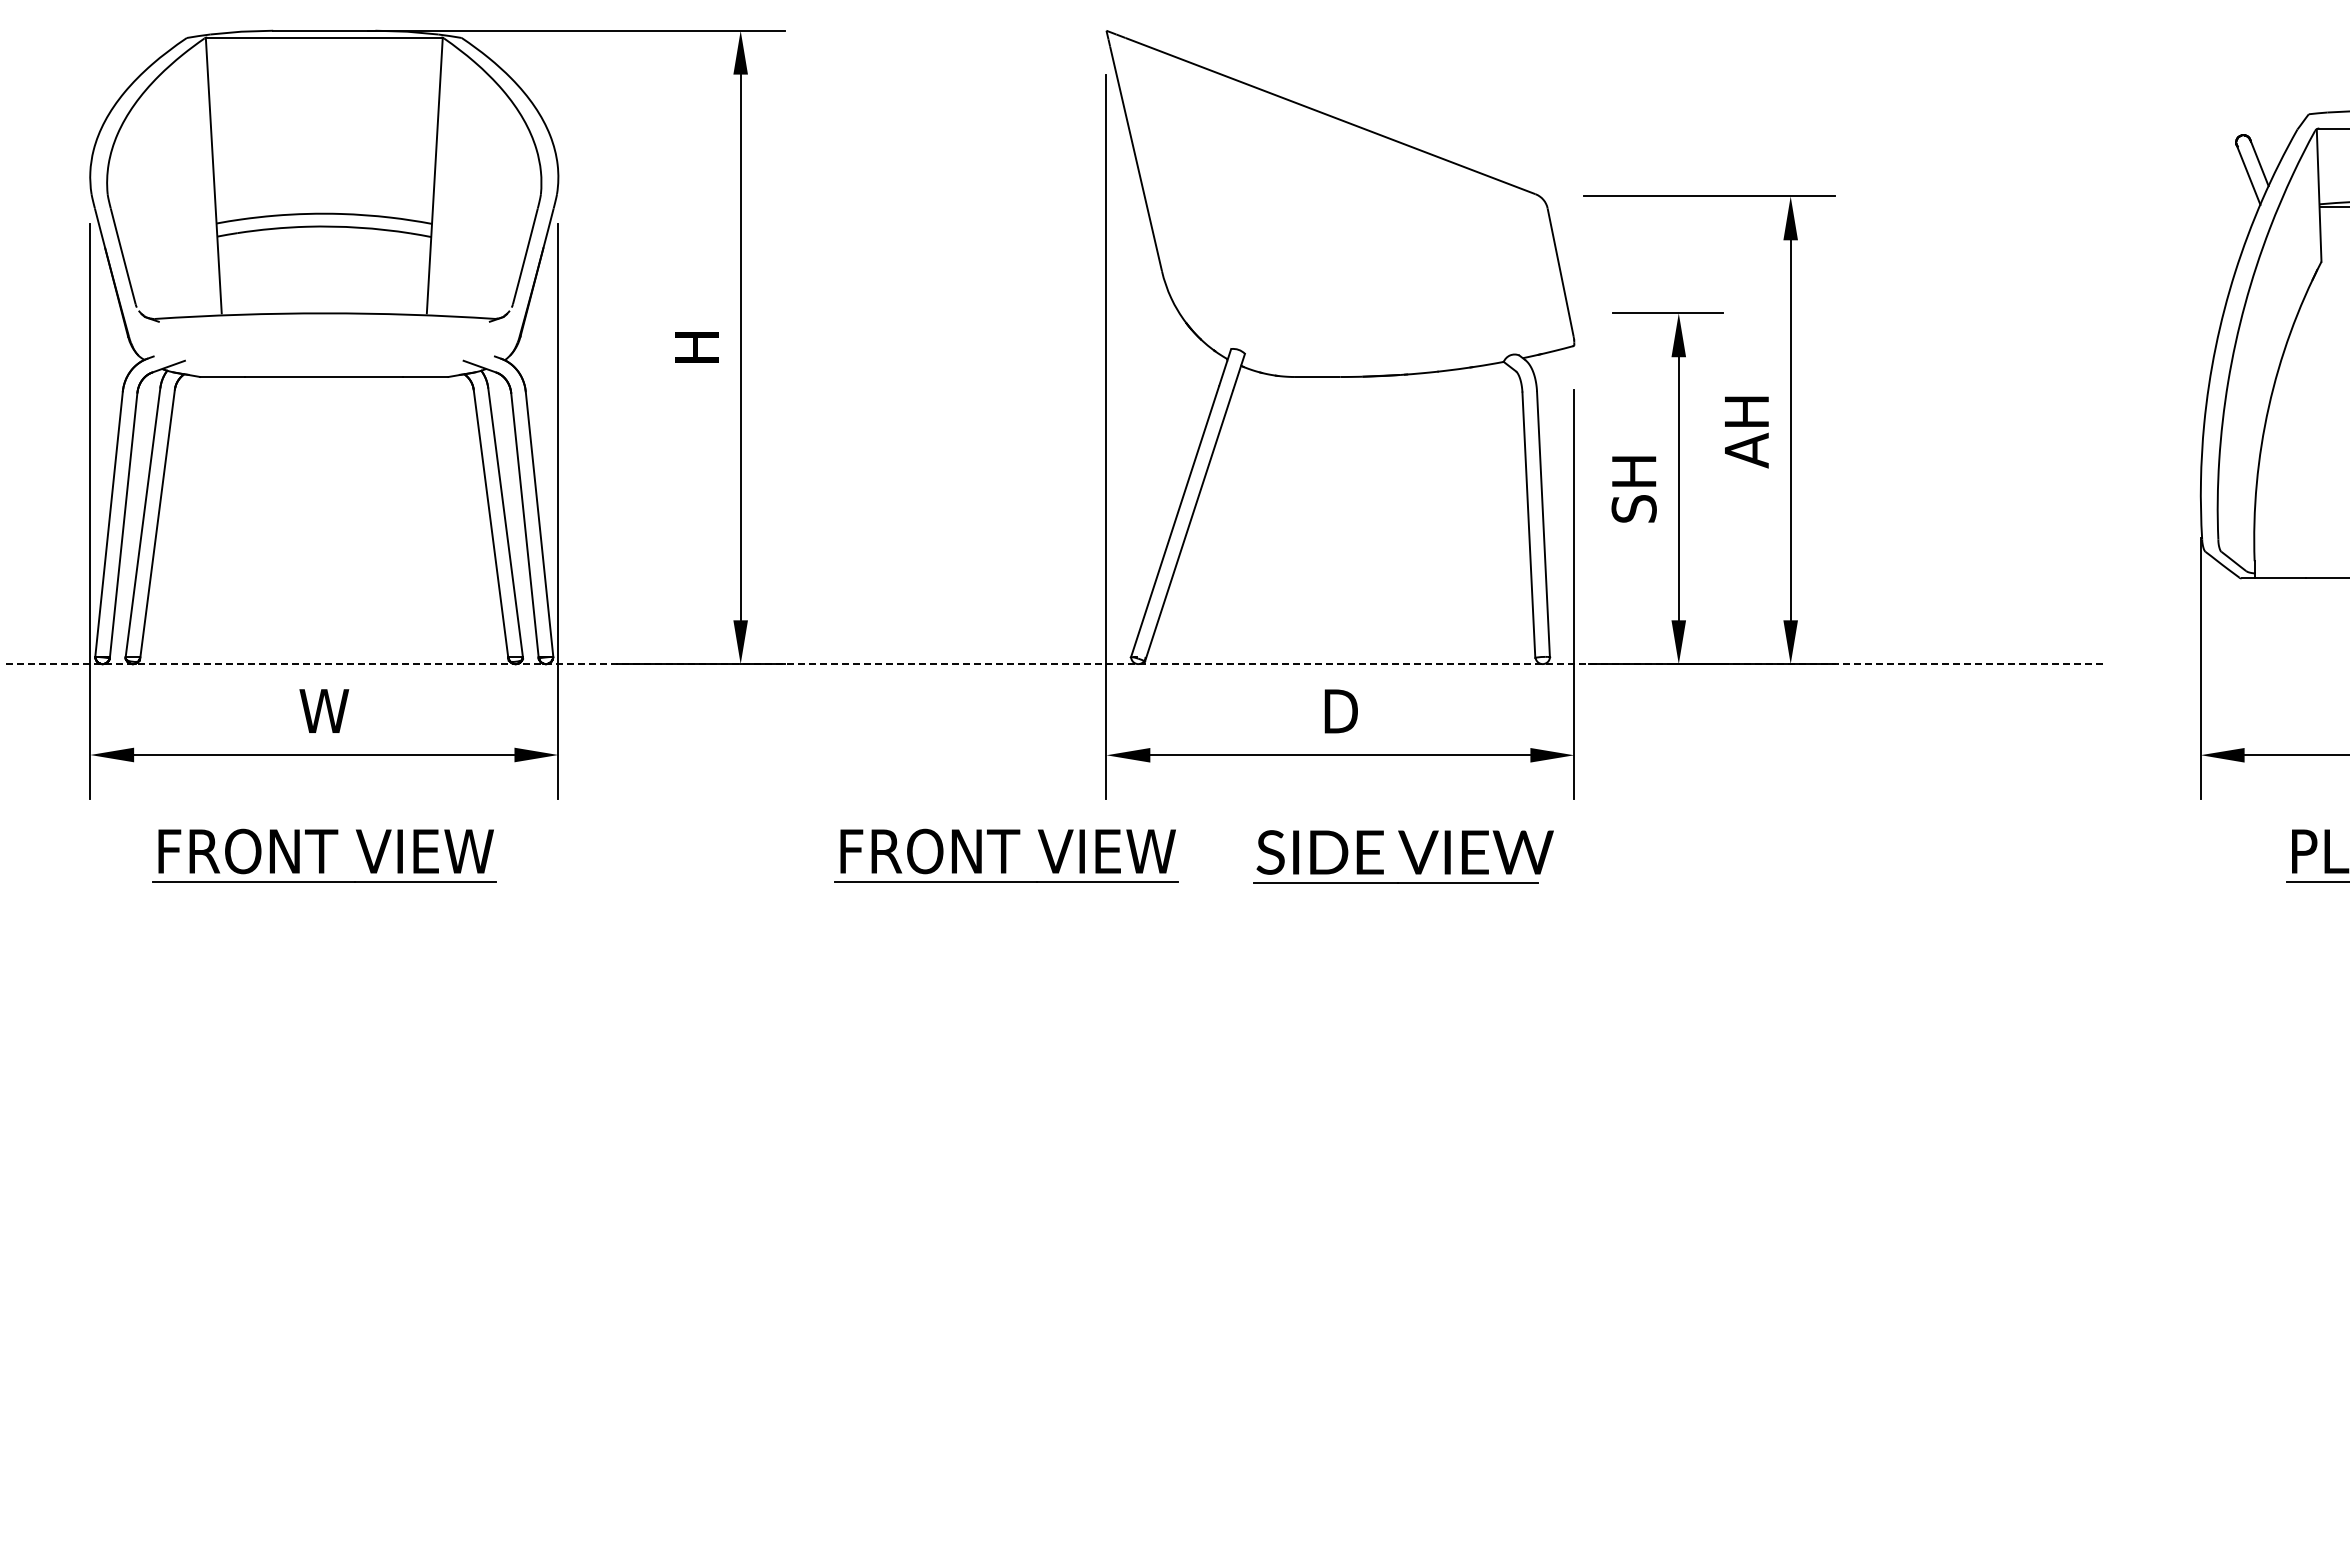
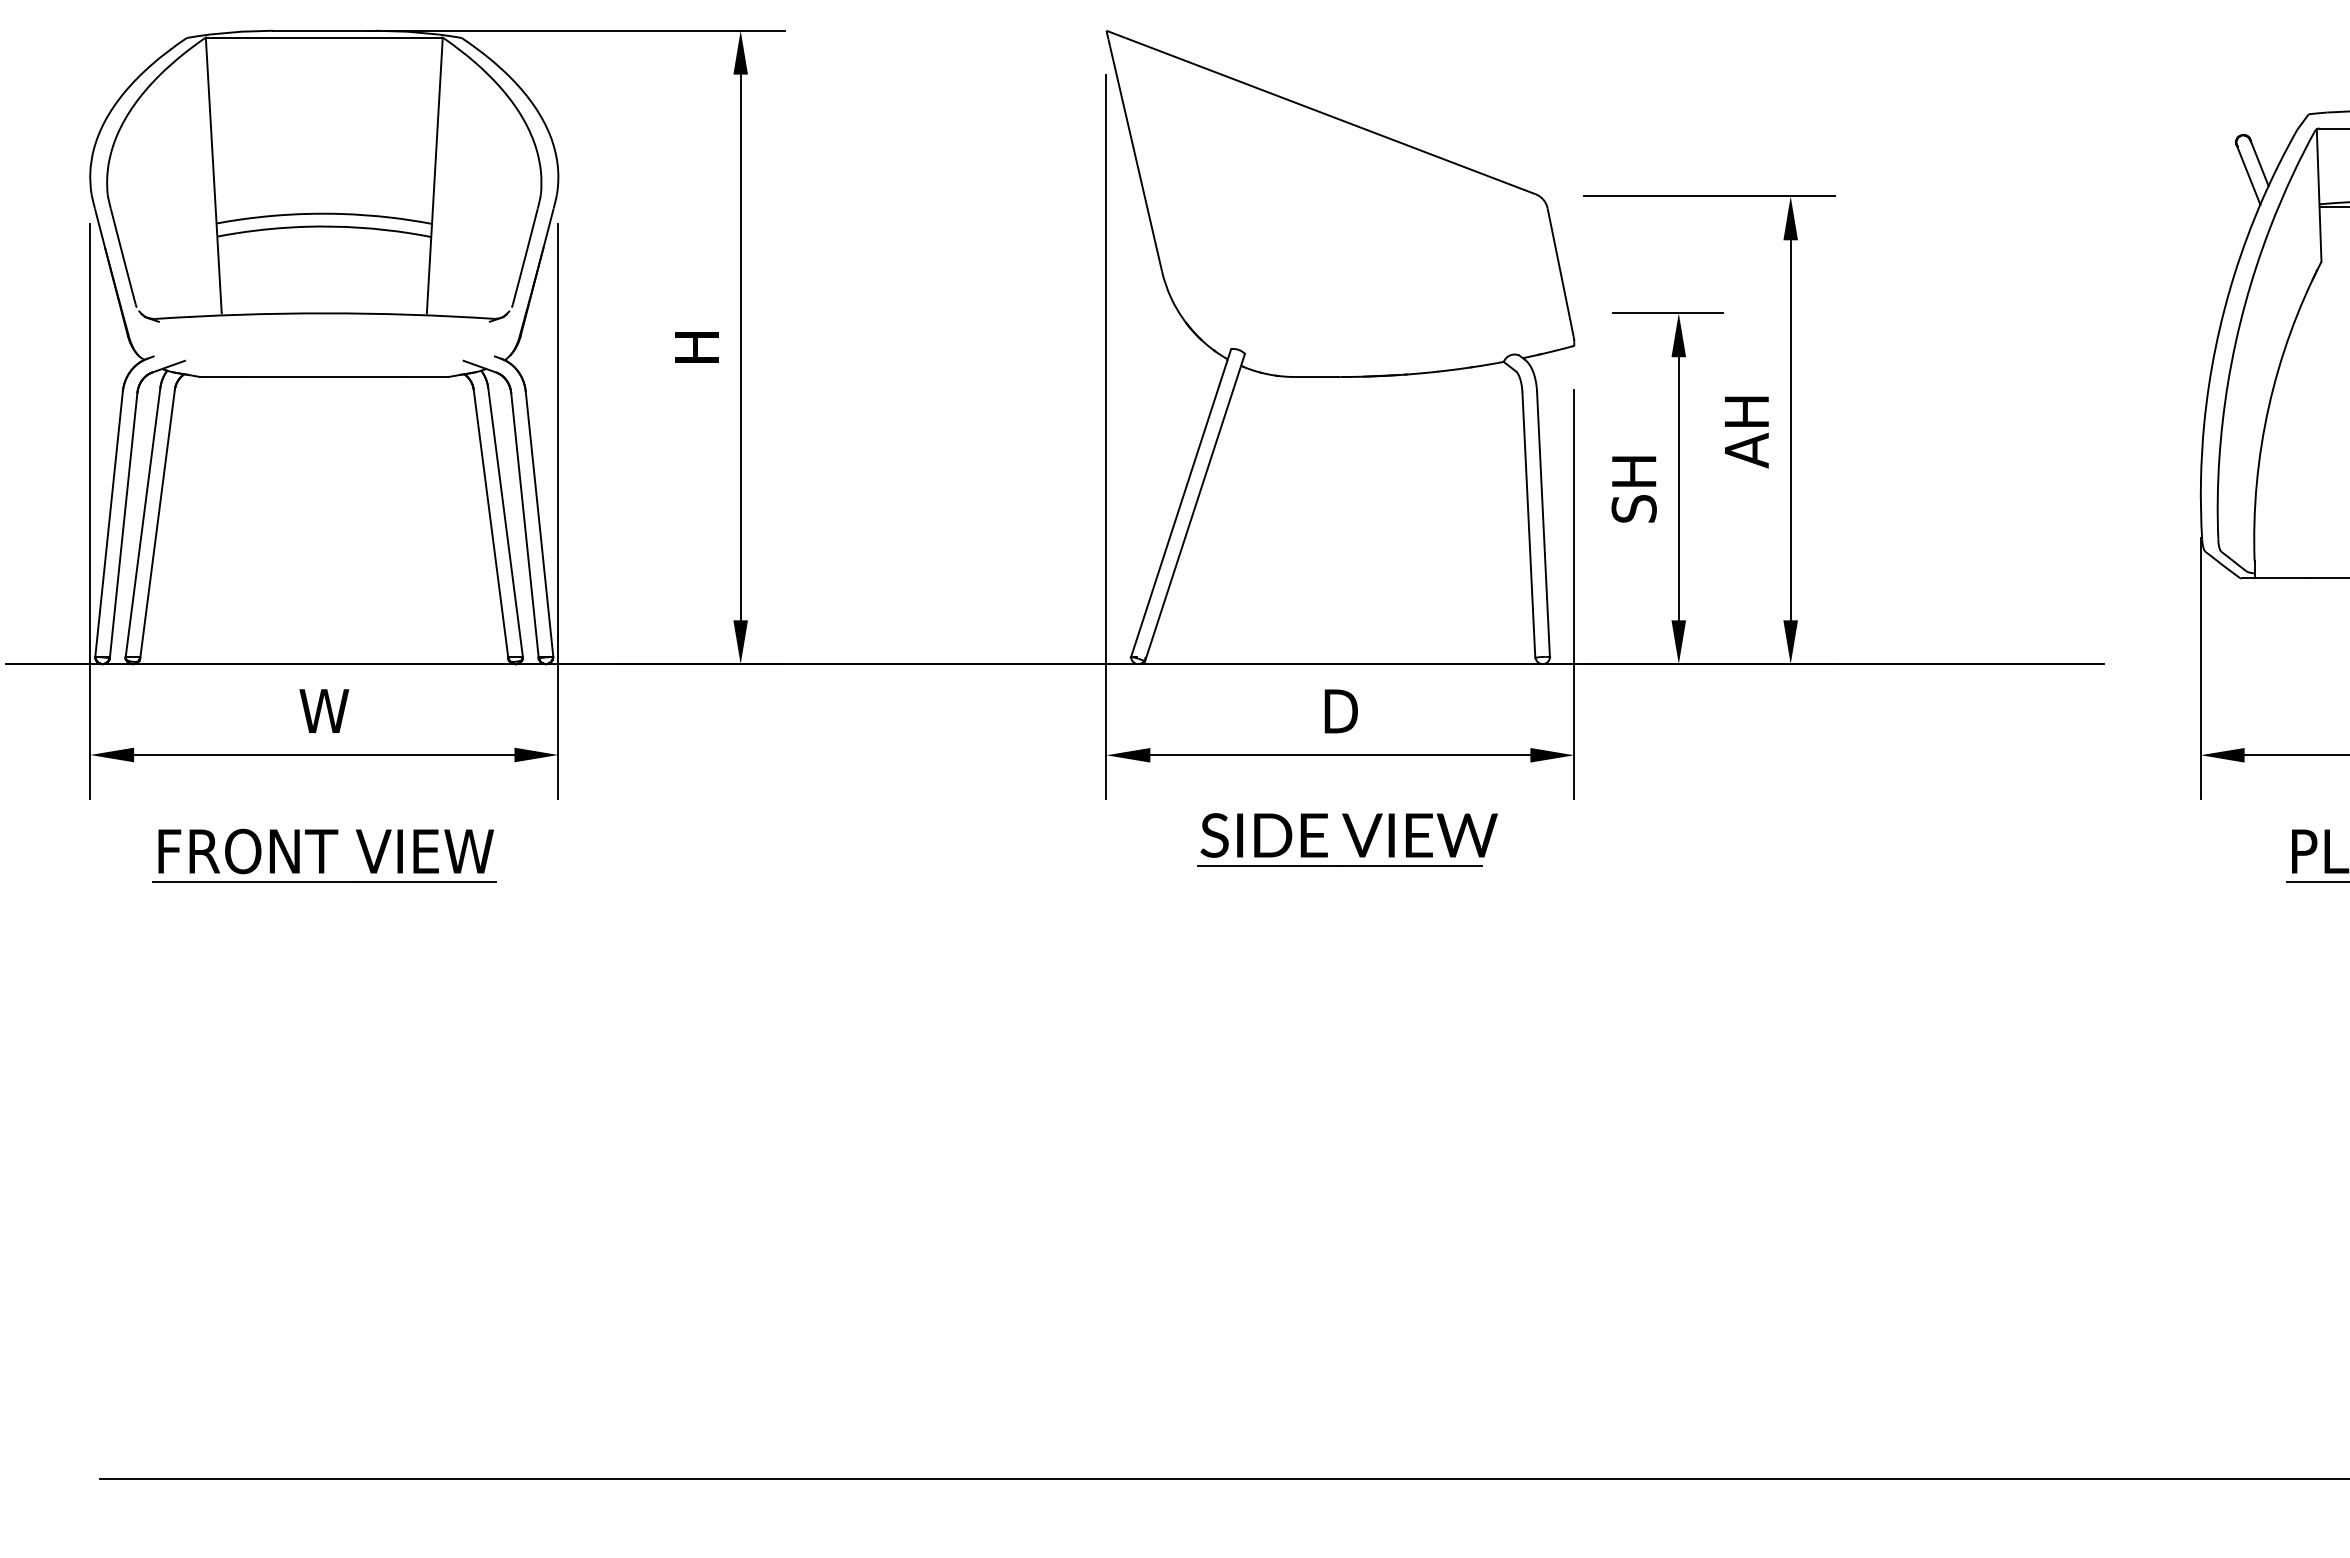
line: dashed -> solid (1055, 664)
part: present -> none (1006, 855)
part position: (1403, 856) -> (1347, 839) (1347, 839)
line: none -> present (1223, 1479)
